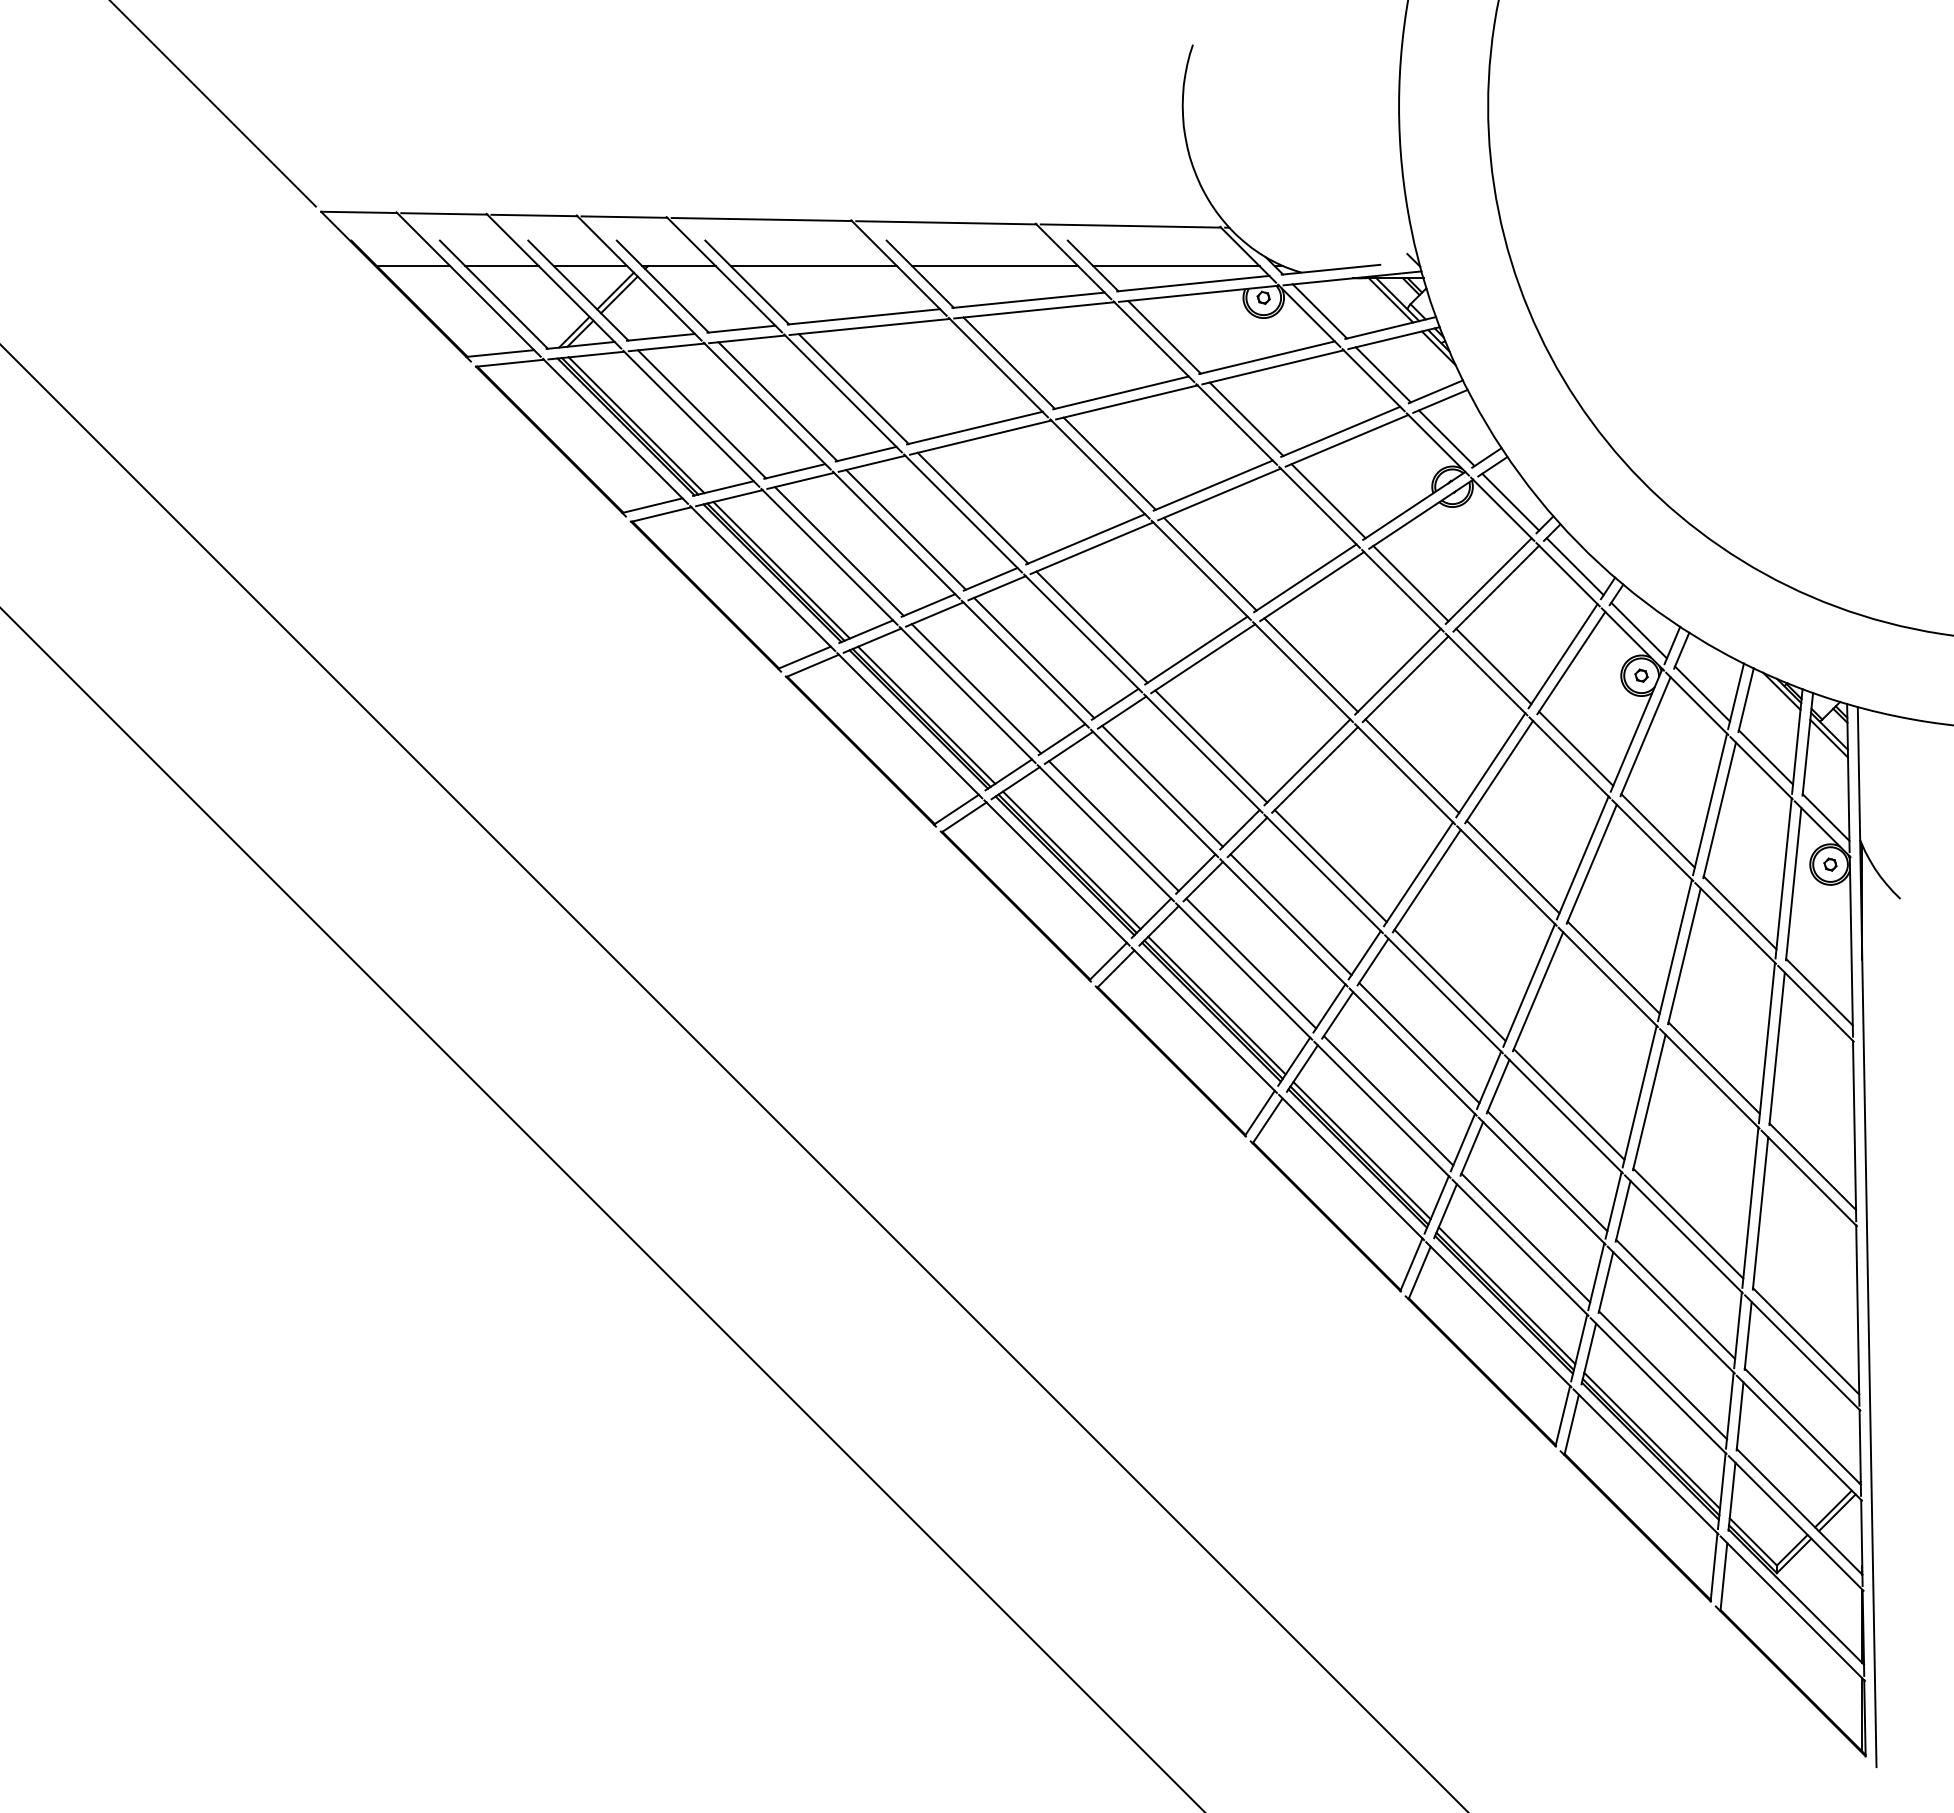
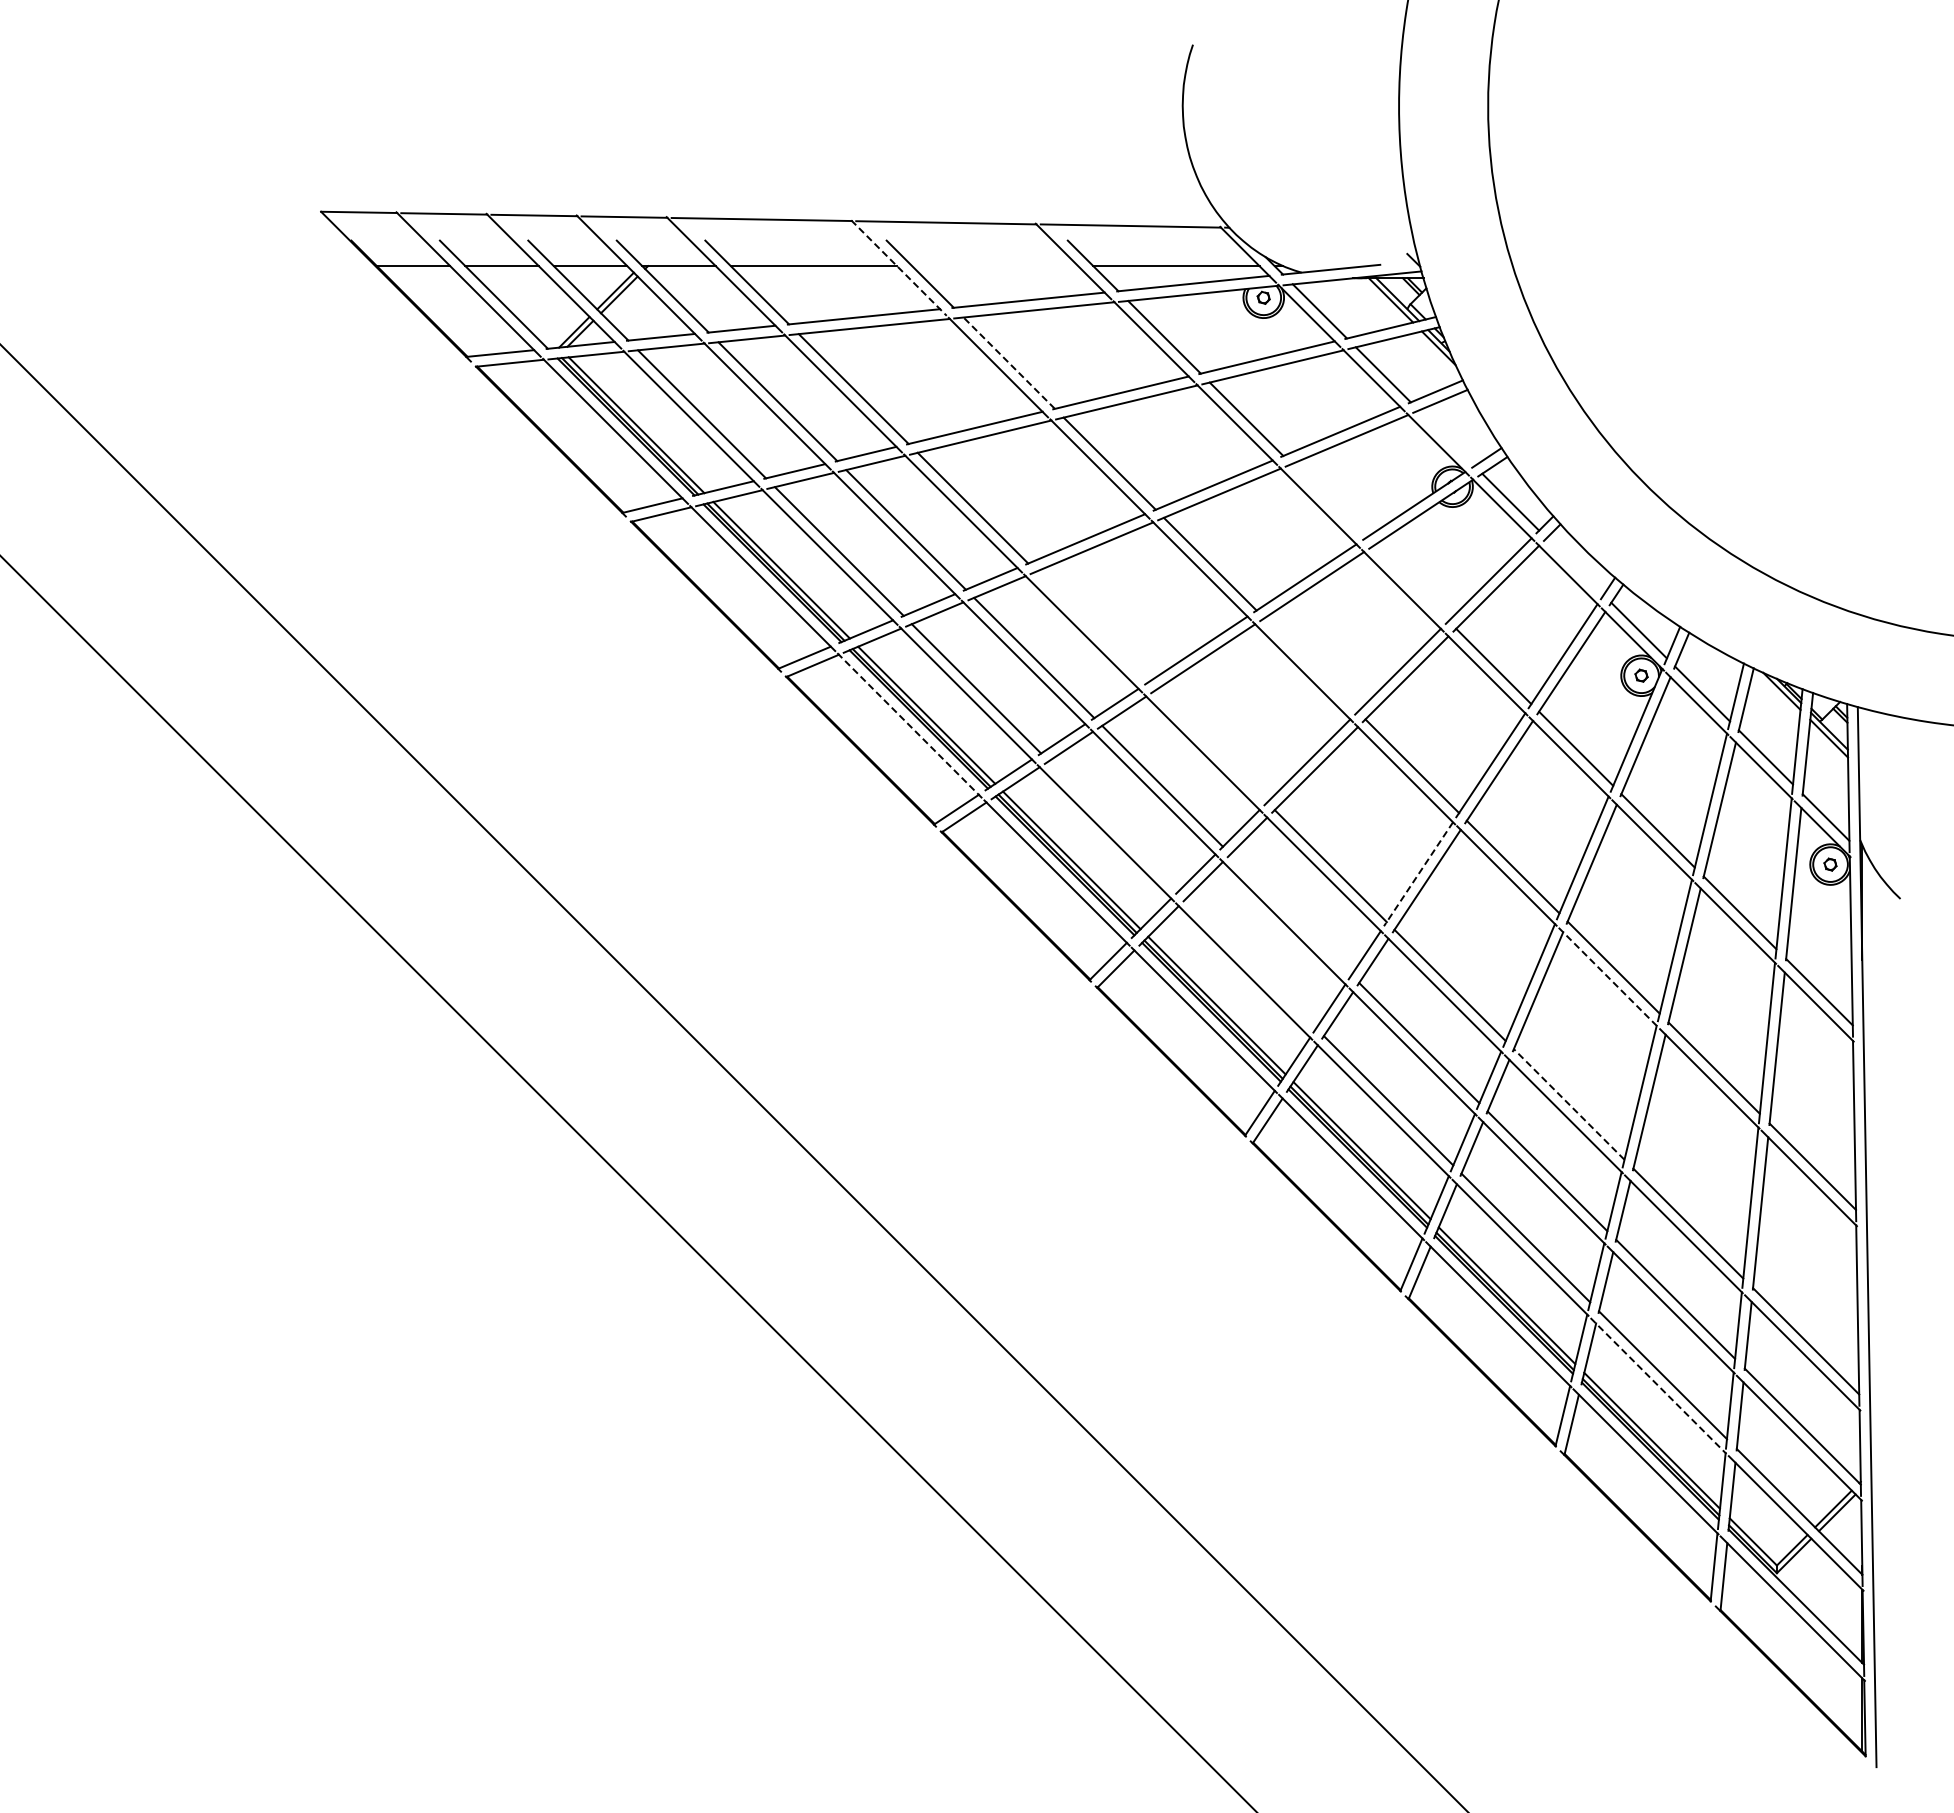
line: present -> none (213, 104)
line: present -> none (995, 266)
line: solid -> dashed (898, 268)
line: solid -> dashed (1008, 362)
line: present -> none (1446, 437)
line: present -> none (1328, 501)
line: present -> none (1574, 566)
line: present -> none (1410, 583)
line: present -> none (1091, 626)
line: present -> none (1310, 664)
line: solid -> dashed (909, 725)
line: present -> none (1211, 746)
line: present -> none (1113, 826)
line: solid -> dashed (1418, 874)
line: present -> none (1290, 914)
line: present -> none (1251, 963)
line: solid -> dashed (1608, 977)
line: solid -> dashed (1568, 1104)
line position: (602, 1209) -> (627, 1183) (627, 1183)
line: solid -> dashed (1658, 1386)
